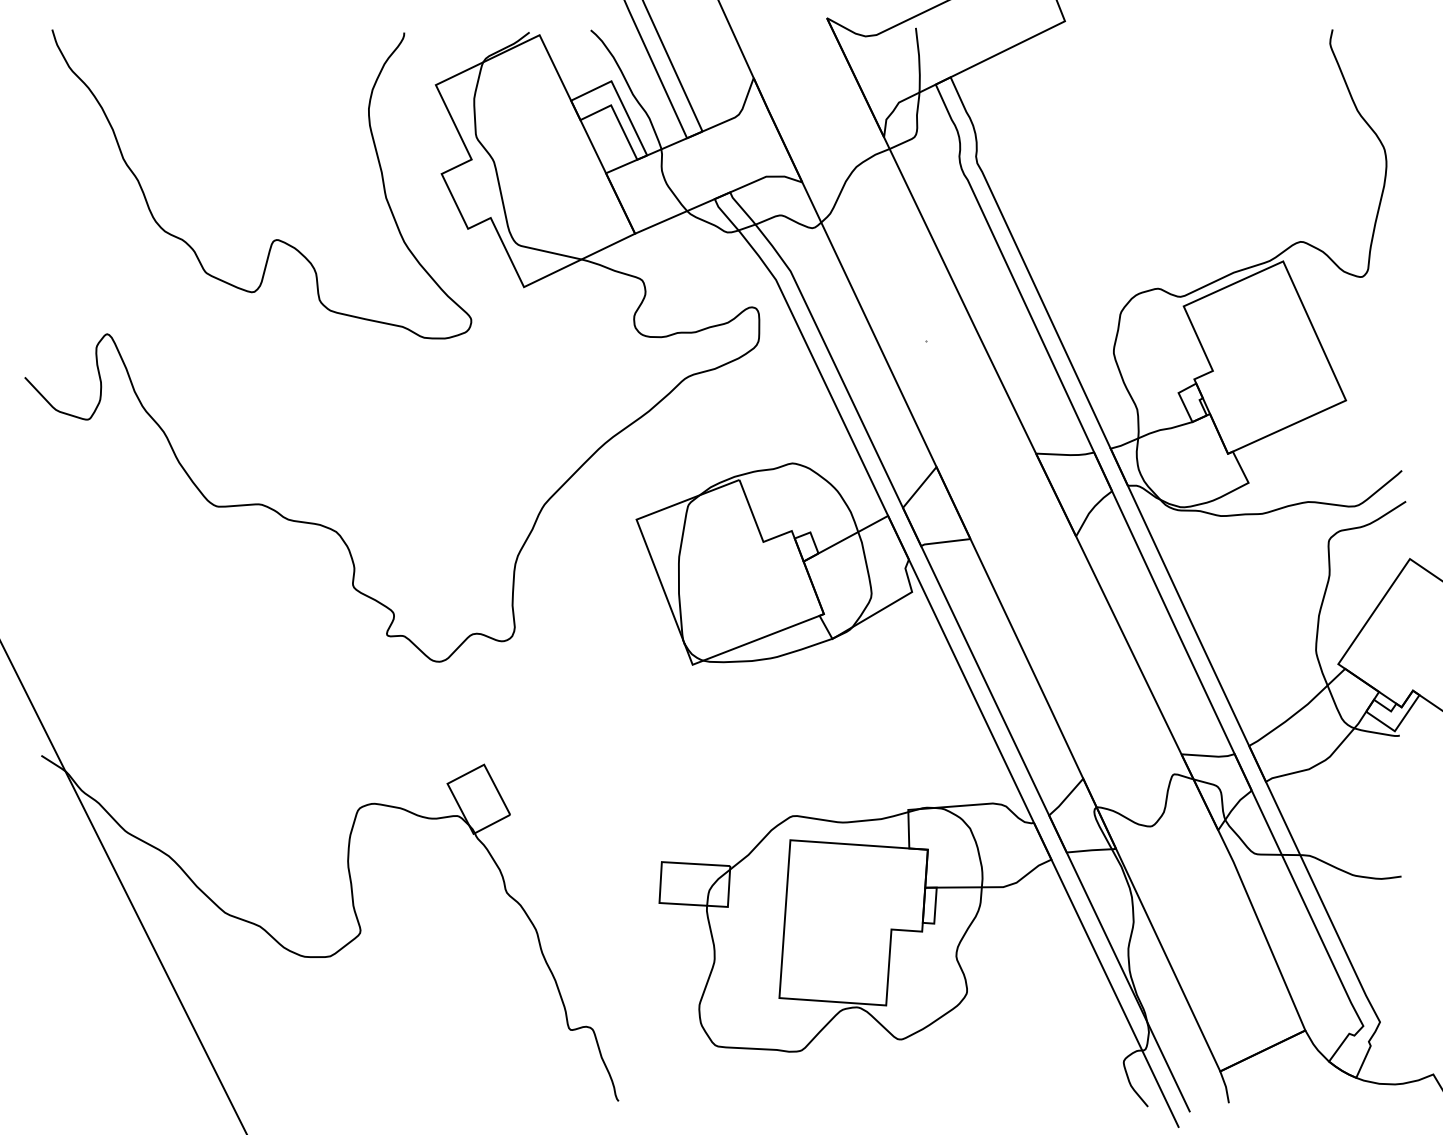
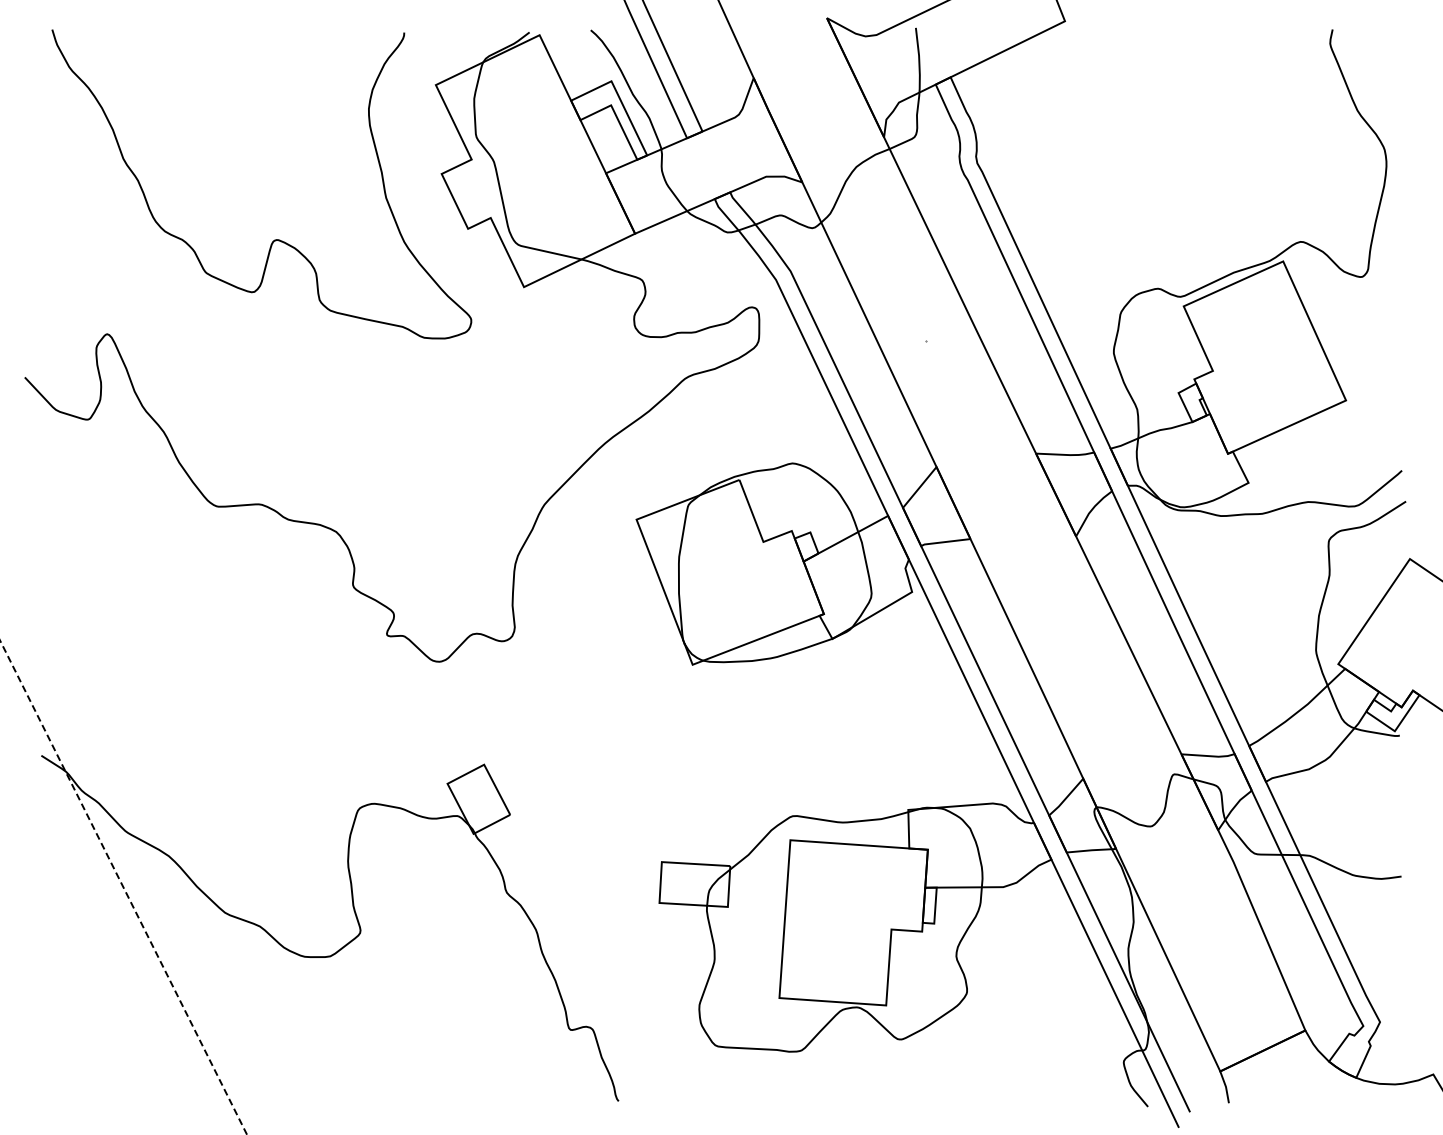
line: solid -> dashed (123, 887)
